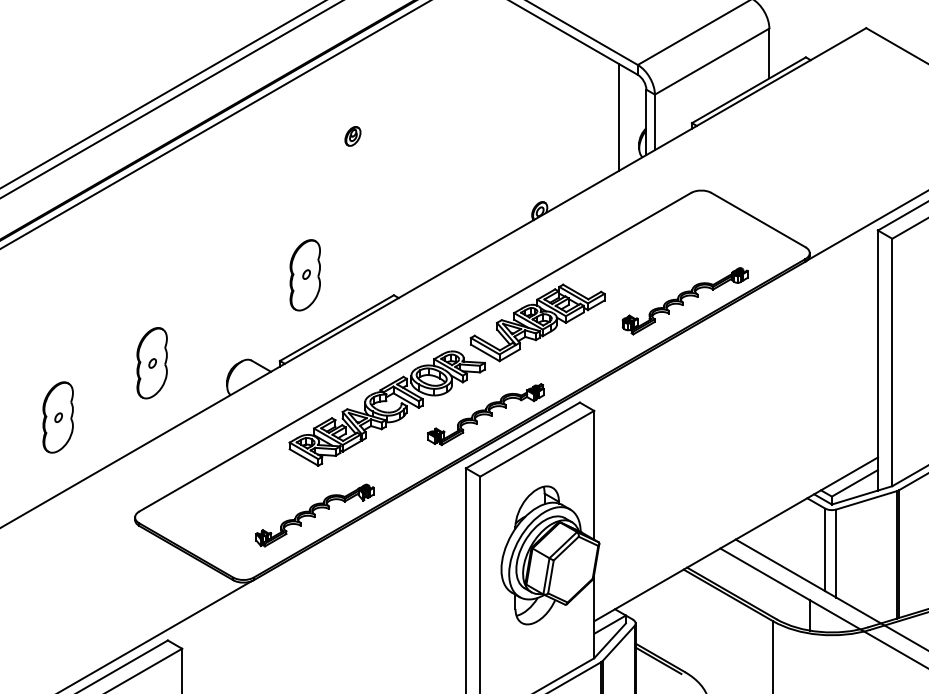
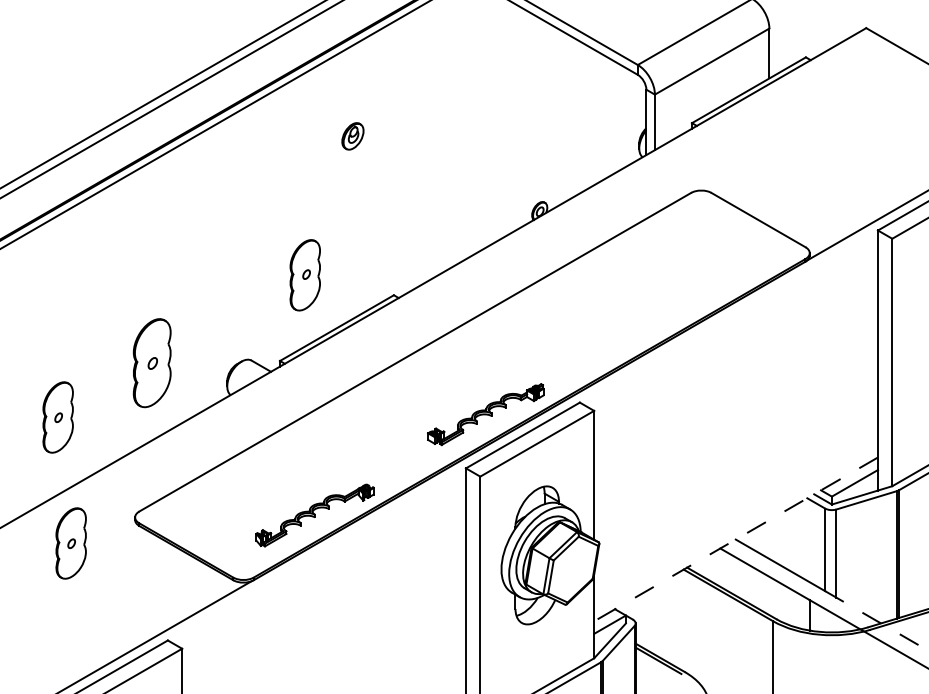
line: present -> none (619, 117)
part size: 18x21 px -> 24x29 px (352, 136)
part: present -> none (684, 301)
part size: 32x73 px -> 40x91 px (151, 363)
part: present -> none (446, 374)
line: solid -> dashed (736, 539)
part: none -> present (70, 543)
line: solid -> dashed (876, 621)
